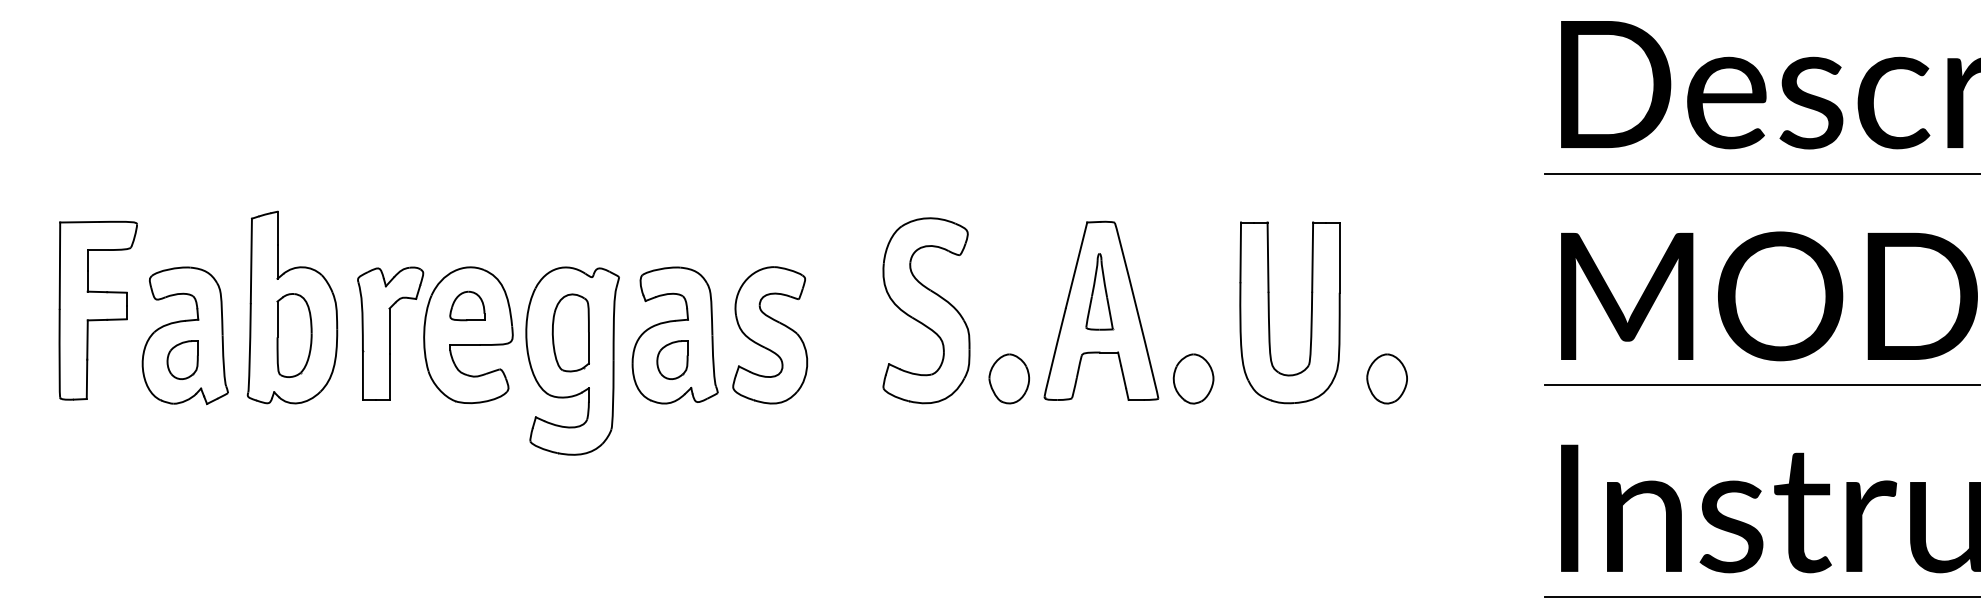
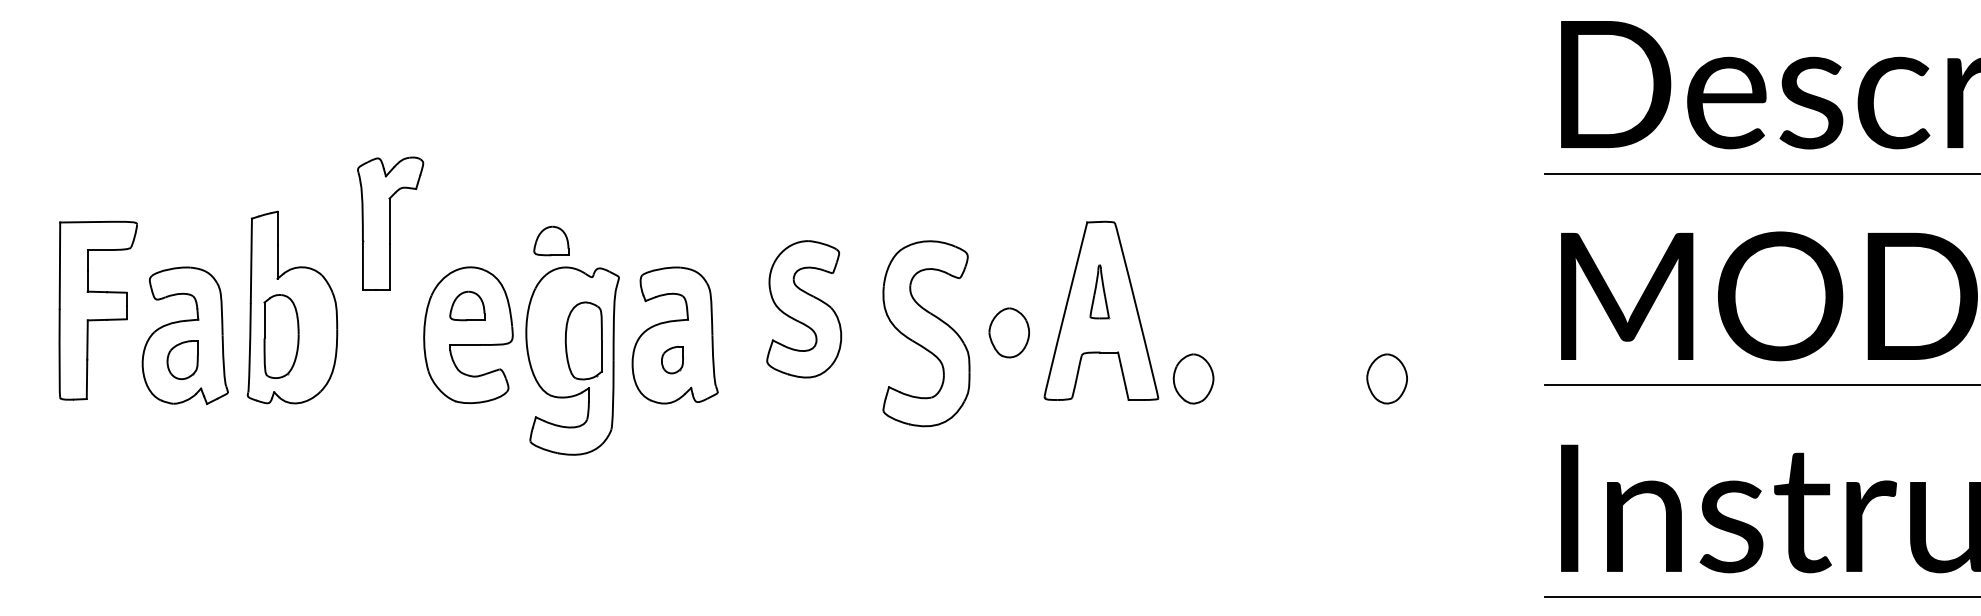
part: none -> present (551, 240)
part size: 30x78 px -> 22x56 px (1099, 291)
part position: (926, 310) -> (926, 333) (926, 333)
part: present -> none (1269, 312)
part position: (570, 332) -> (583, 340) (583, 340)
part position: (390, 333) -> (390, 223) (390, 223)
part position: (294, 335) -> (281, 336) (281, 336)
part position: (770, 335) -> (804, 309) (804, 309)
part size: 33x40 px -> 23x30 px (672, 359)
part position: (1008, 378) -> (1008, 332) (1008, 332)
